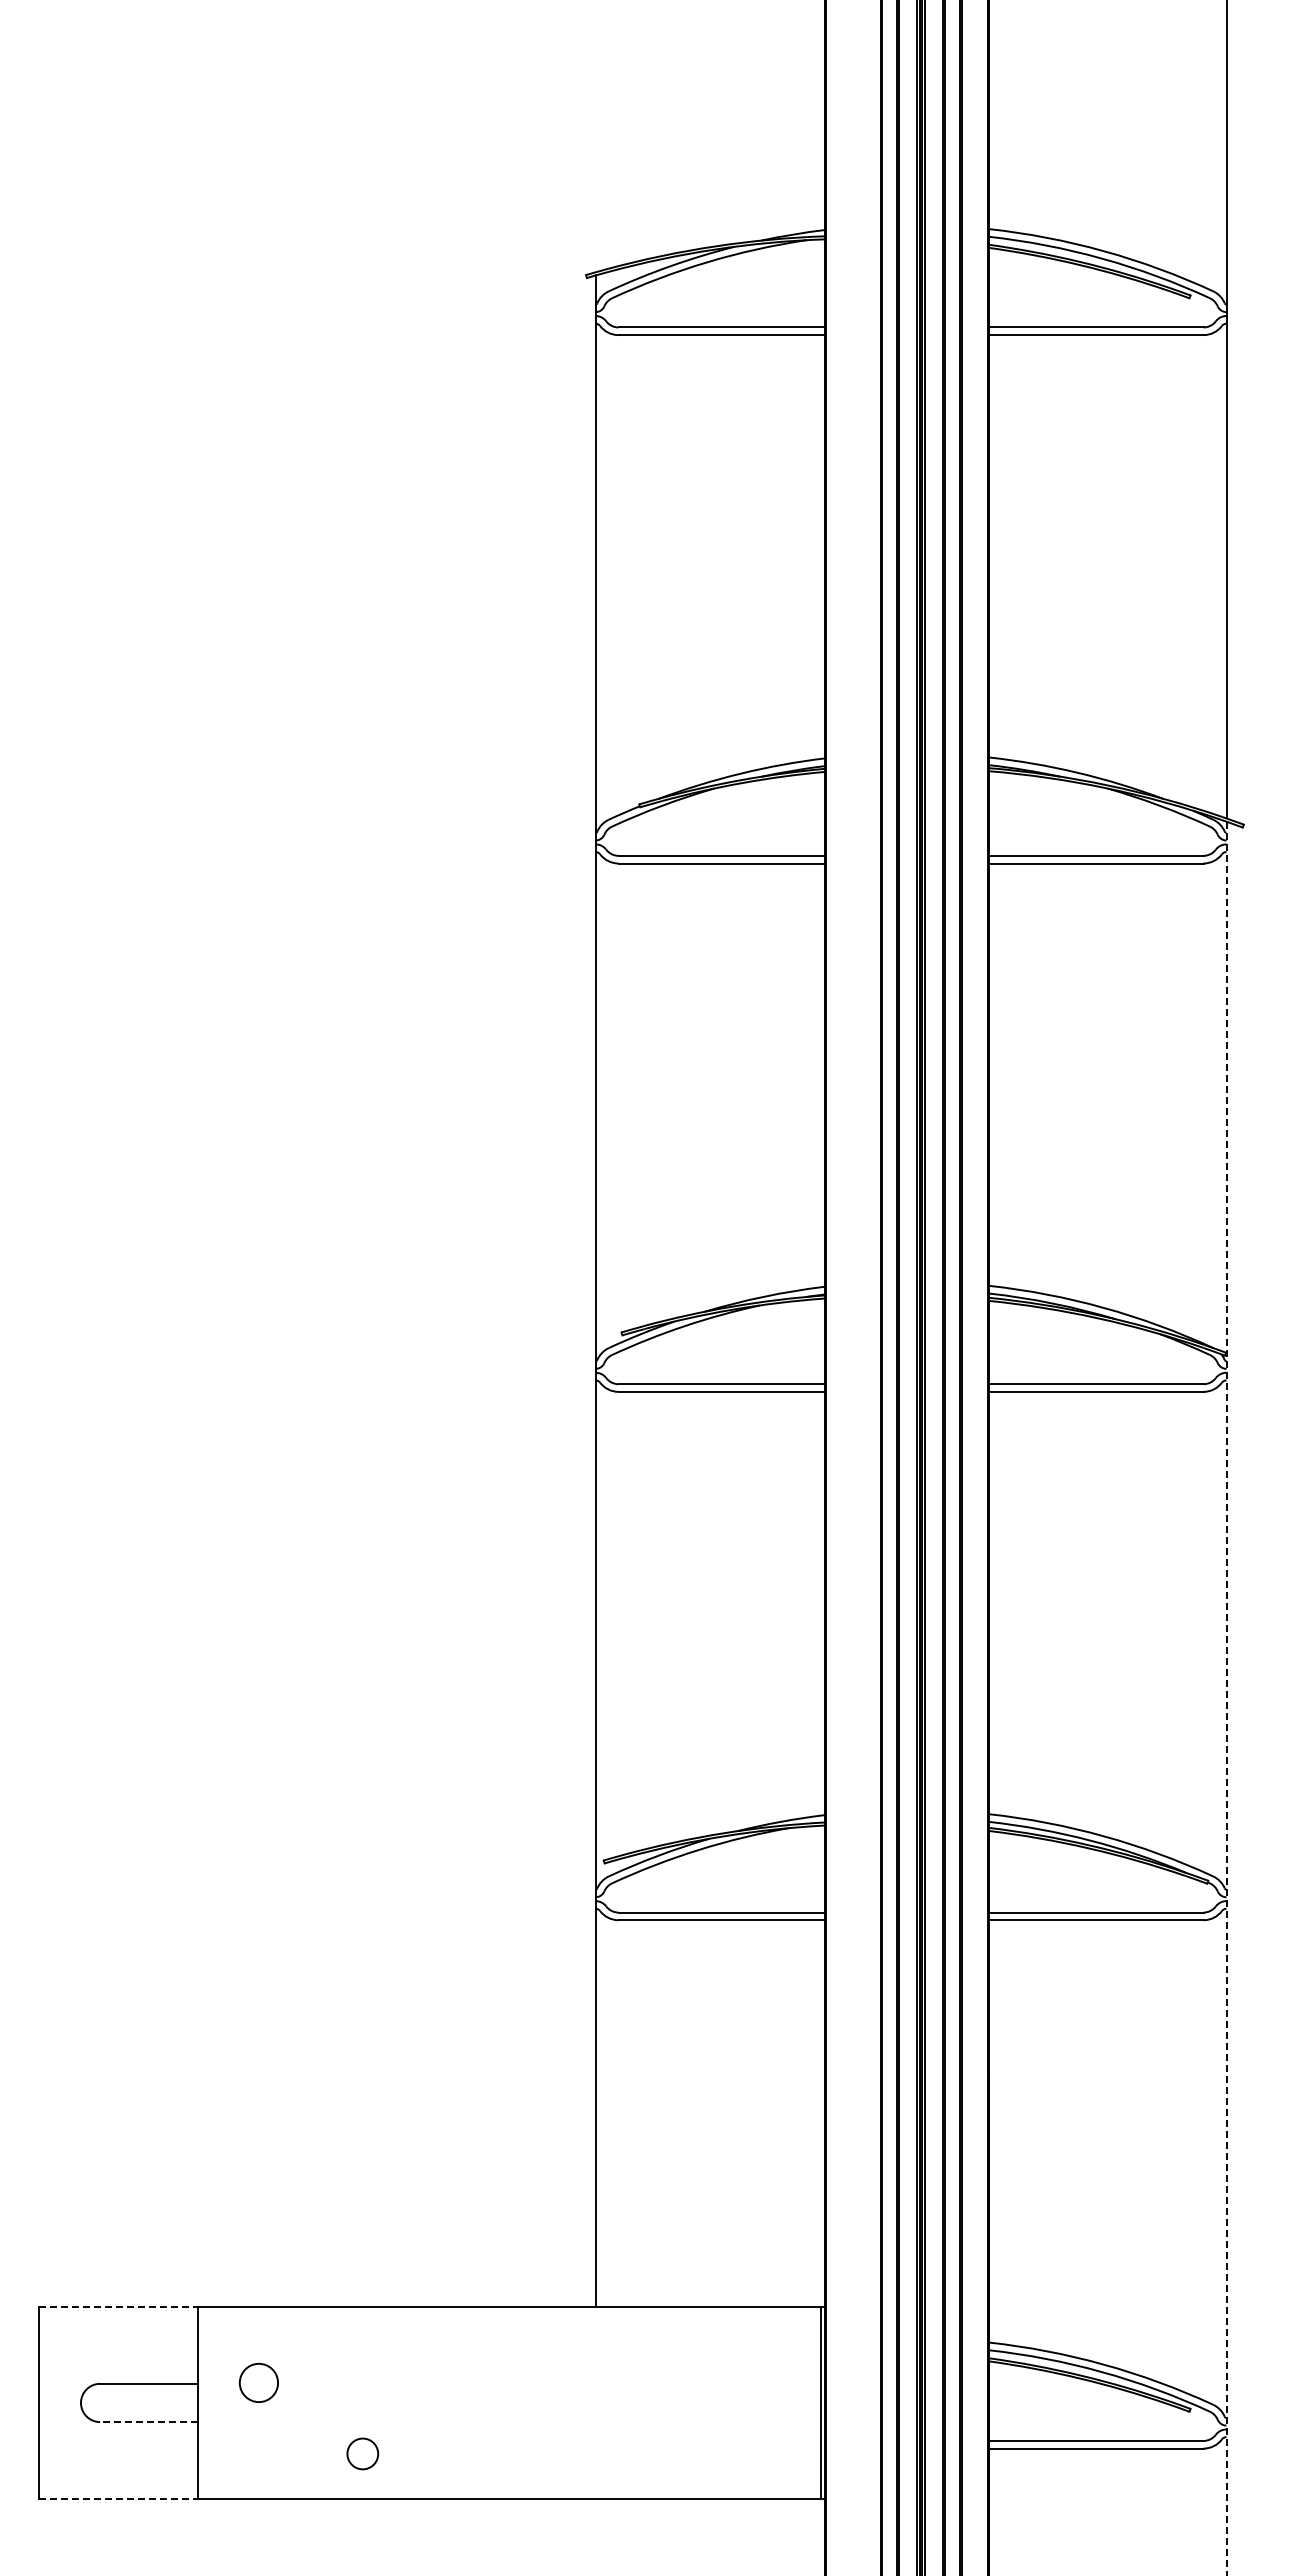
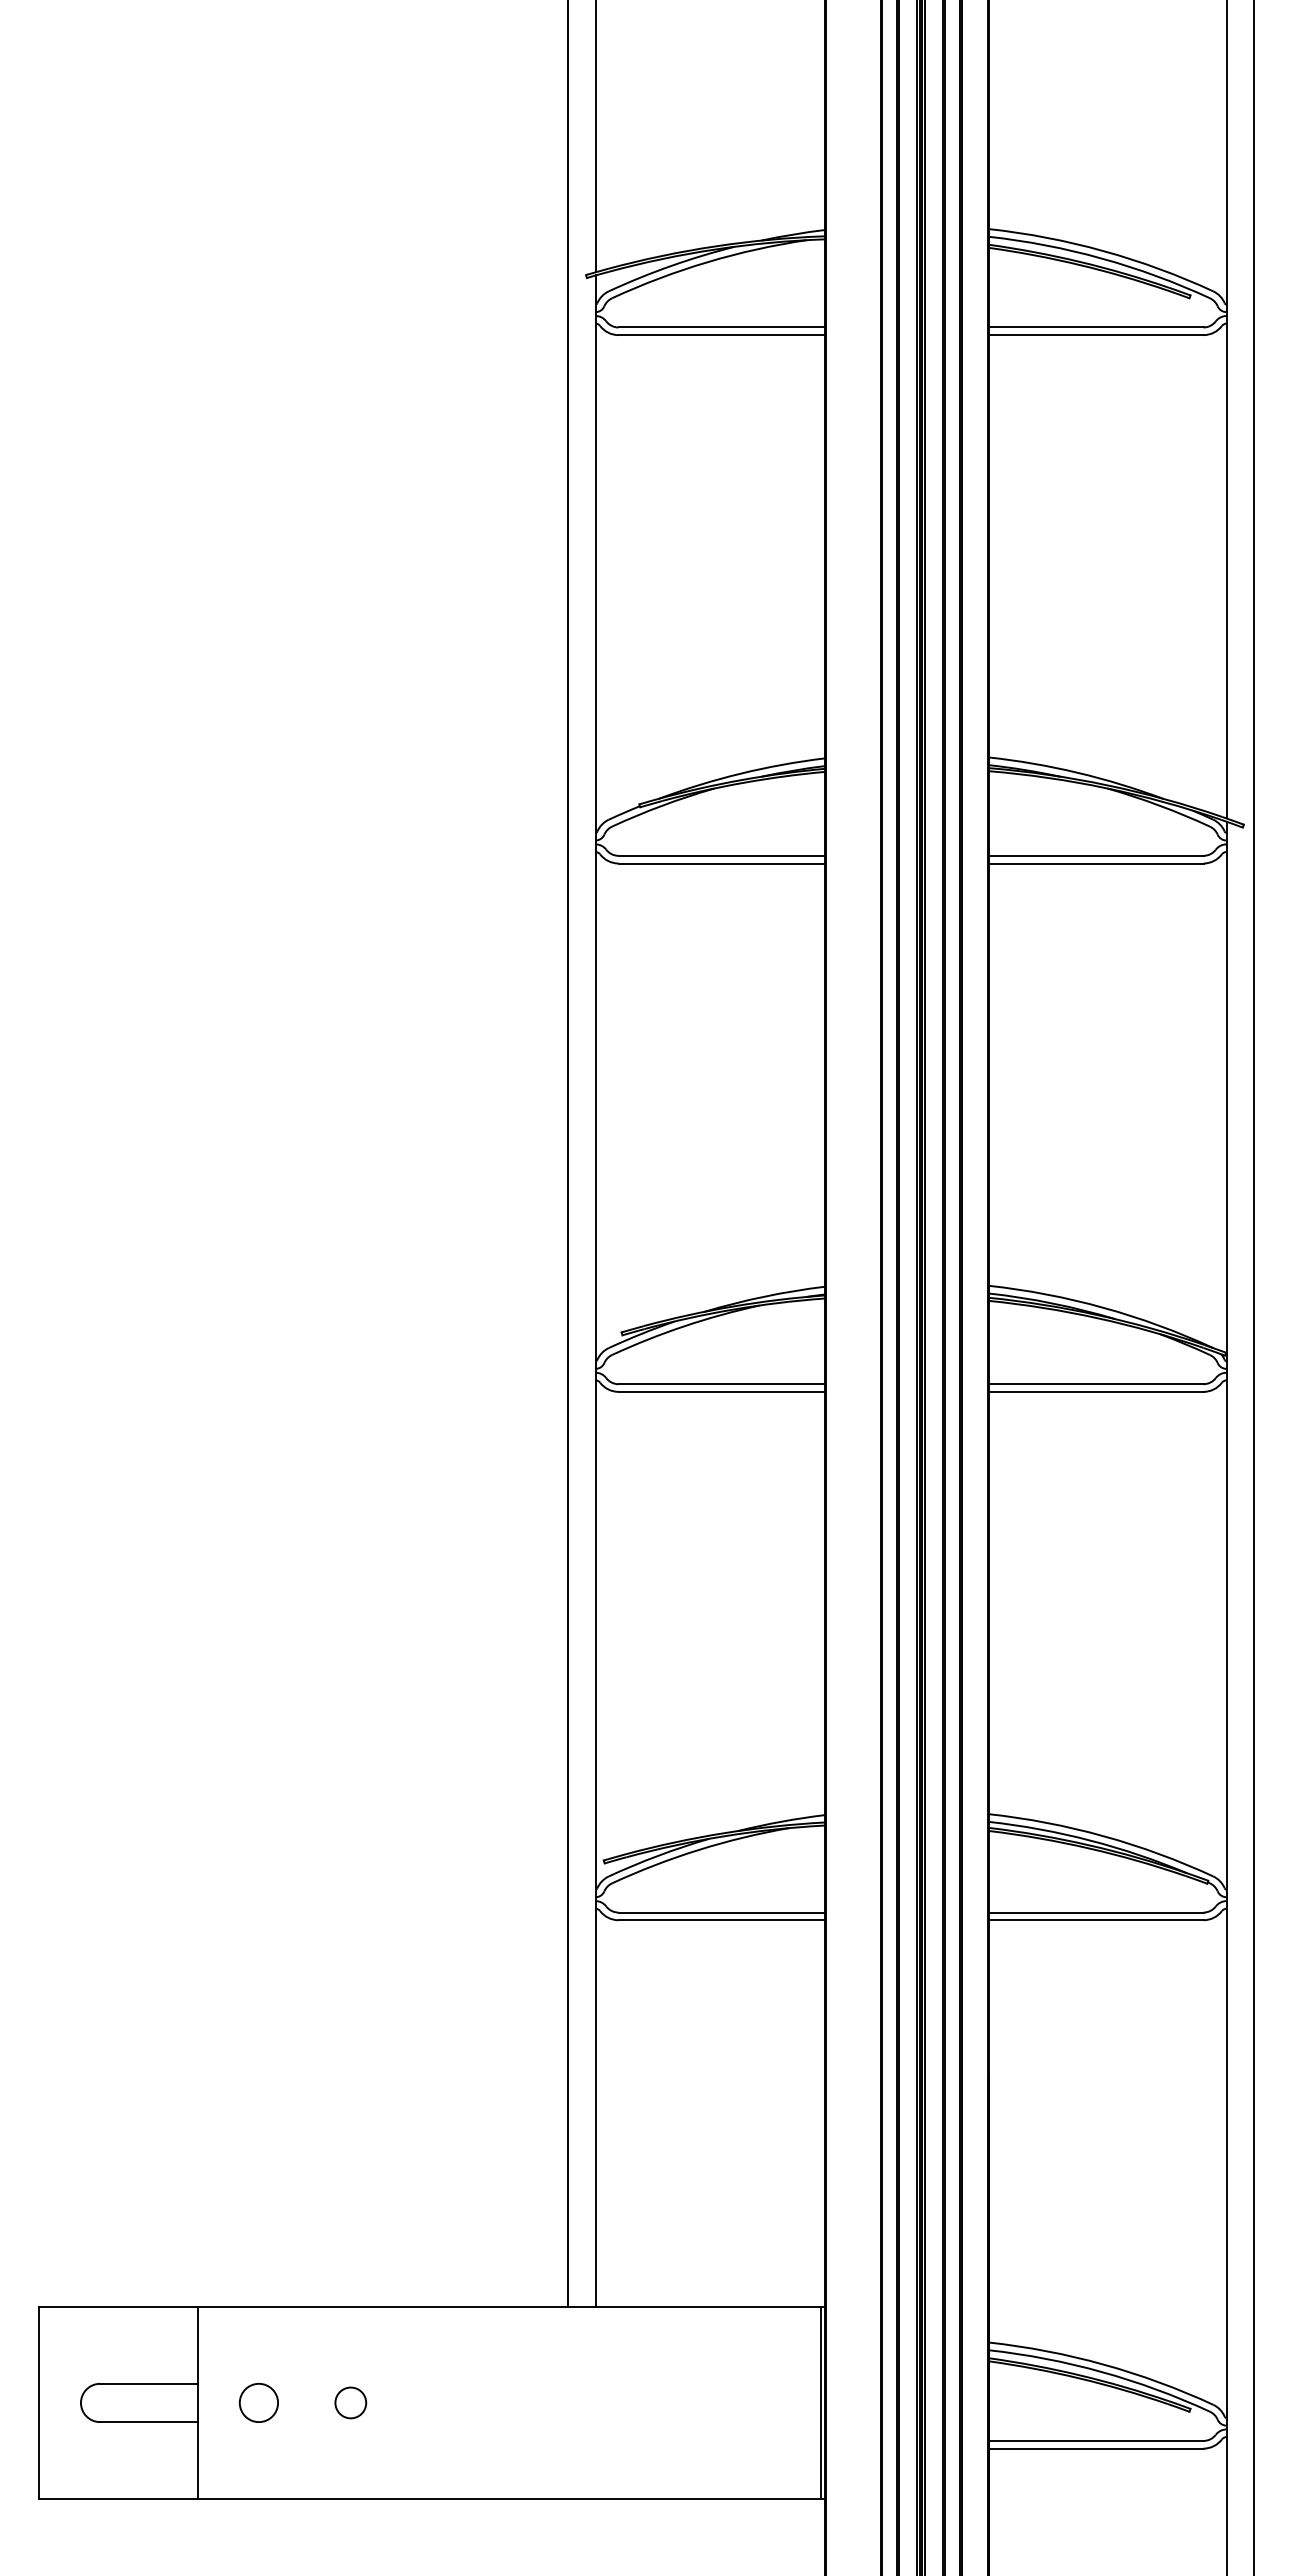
line: none -> present (595, 137)
line: none -> present (567, 1154)
line: none -> present (1254, 1287)
line: dashed -> solid (1226, 1698)
line: dashed -> solid (118, 2307)
circle position: (258, 2382) -> (258, 2402) (258, 2402)
line: dashed -> solid (148, 2422)
circle position: (362, 2453) -> (350, 2402) (350, 2402)
line: dashed -> solid (118, 2498)
